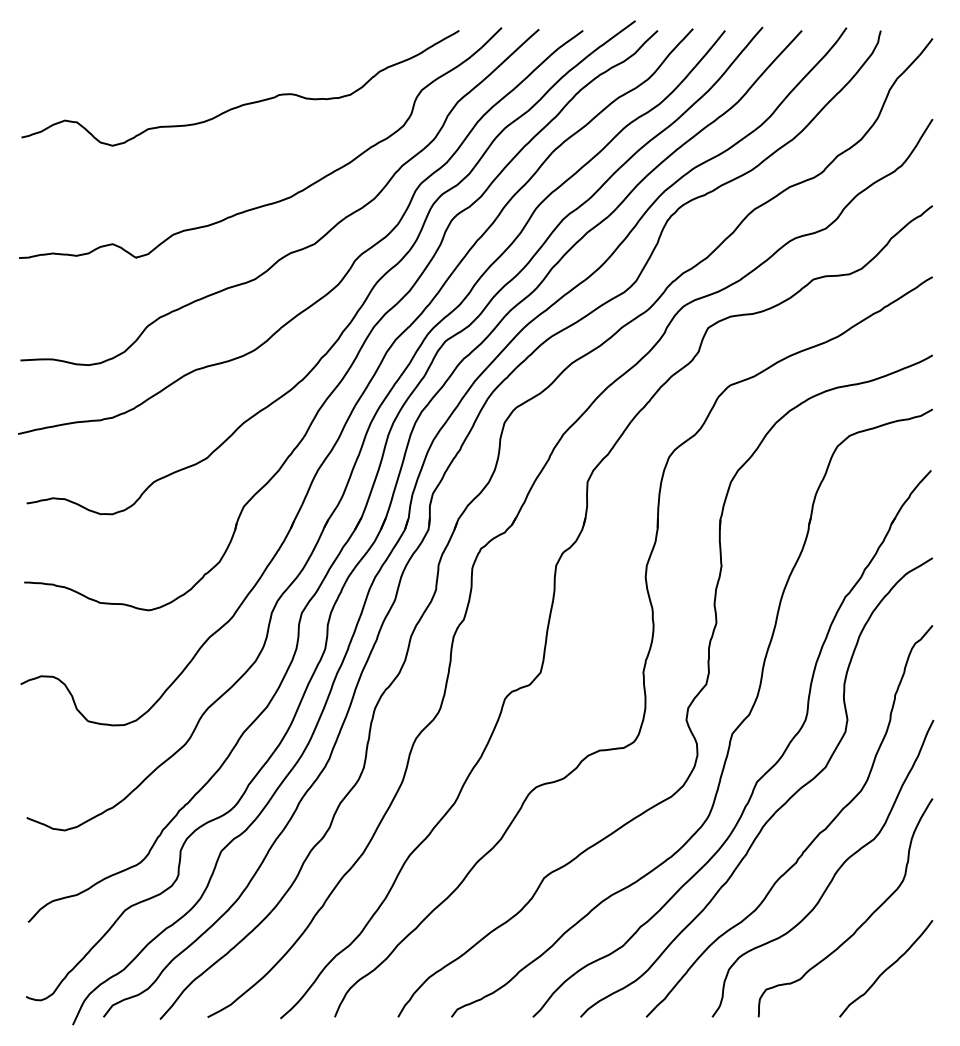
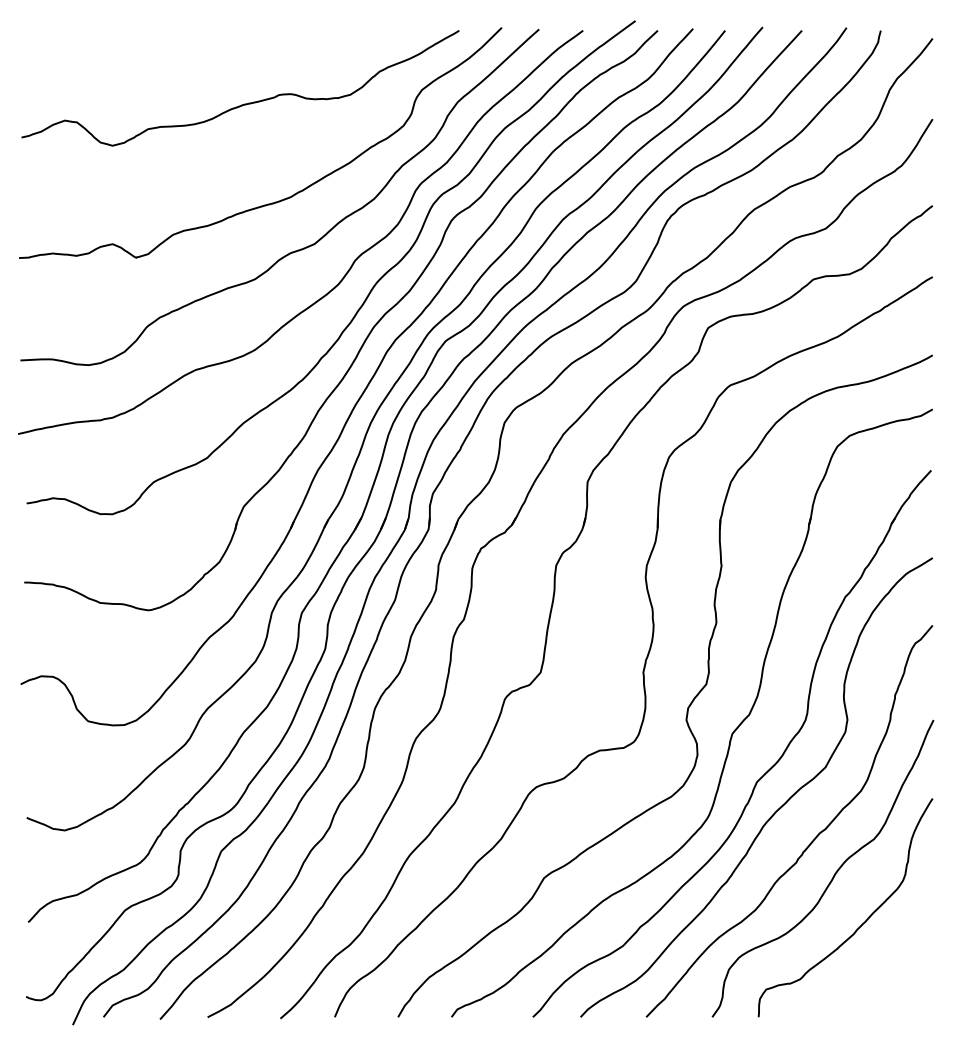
curve: present -> none (886, 968)
